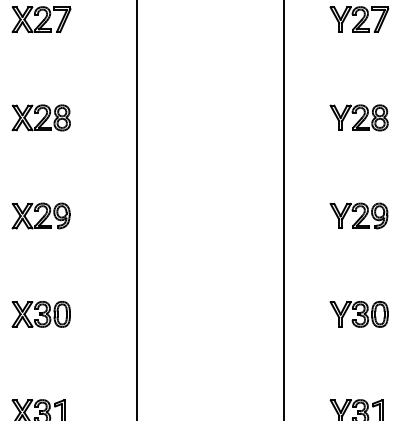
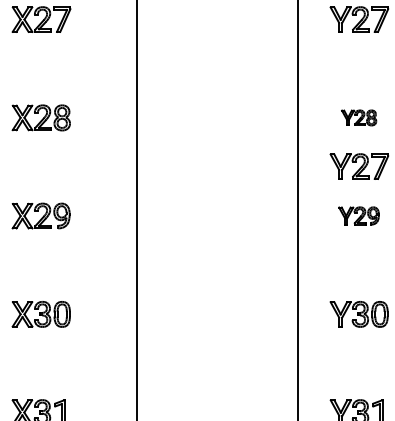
part size: 60x28 px -> 37x18 px (359, 117)
part: none -> present (359, 166)
line position: (284, 209) -> (298, 209) (298, 209)
part size: 60x28 px -> 42x20 px (358, 215)
